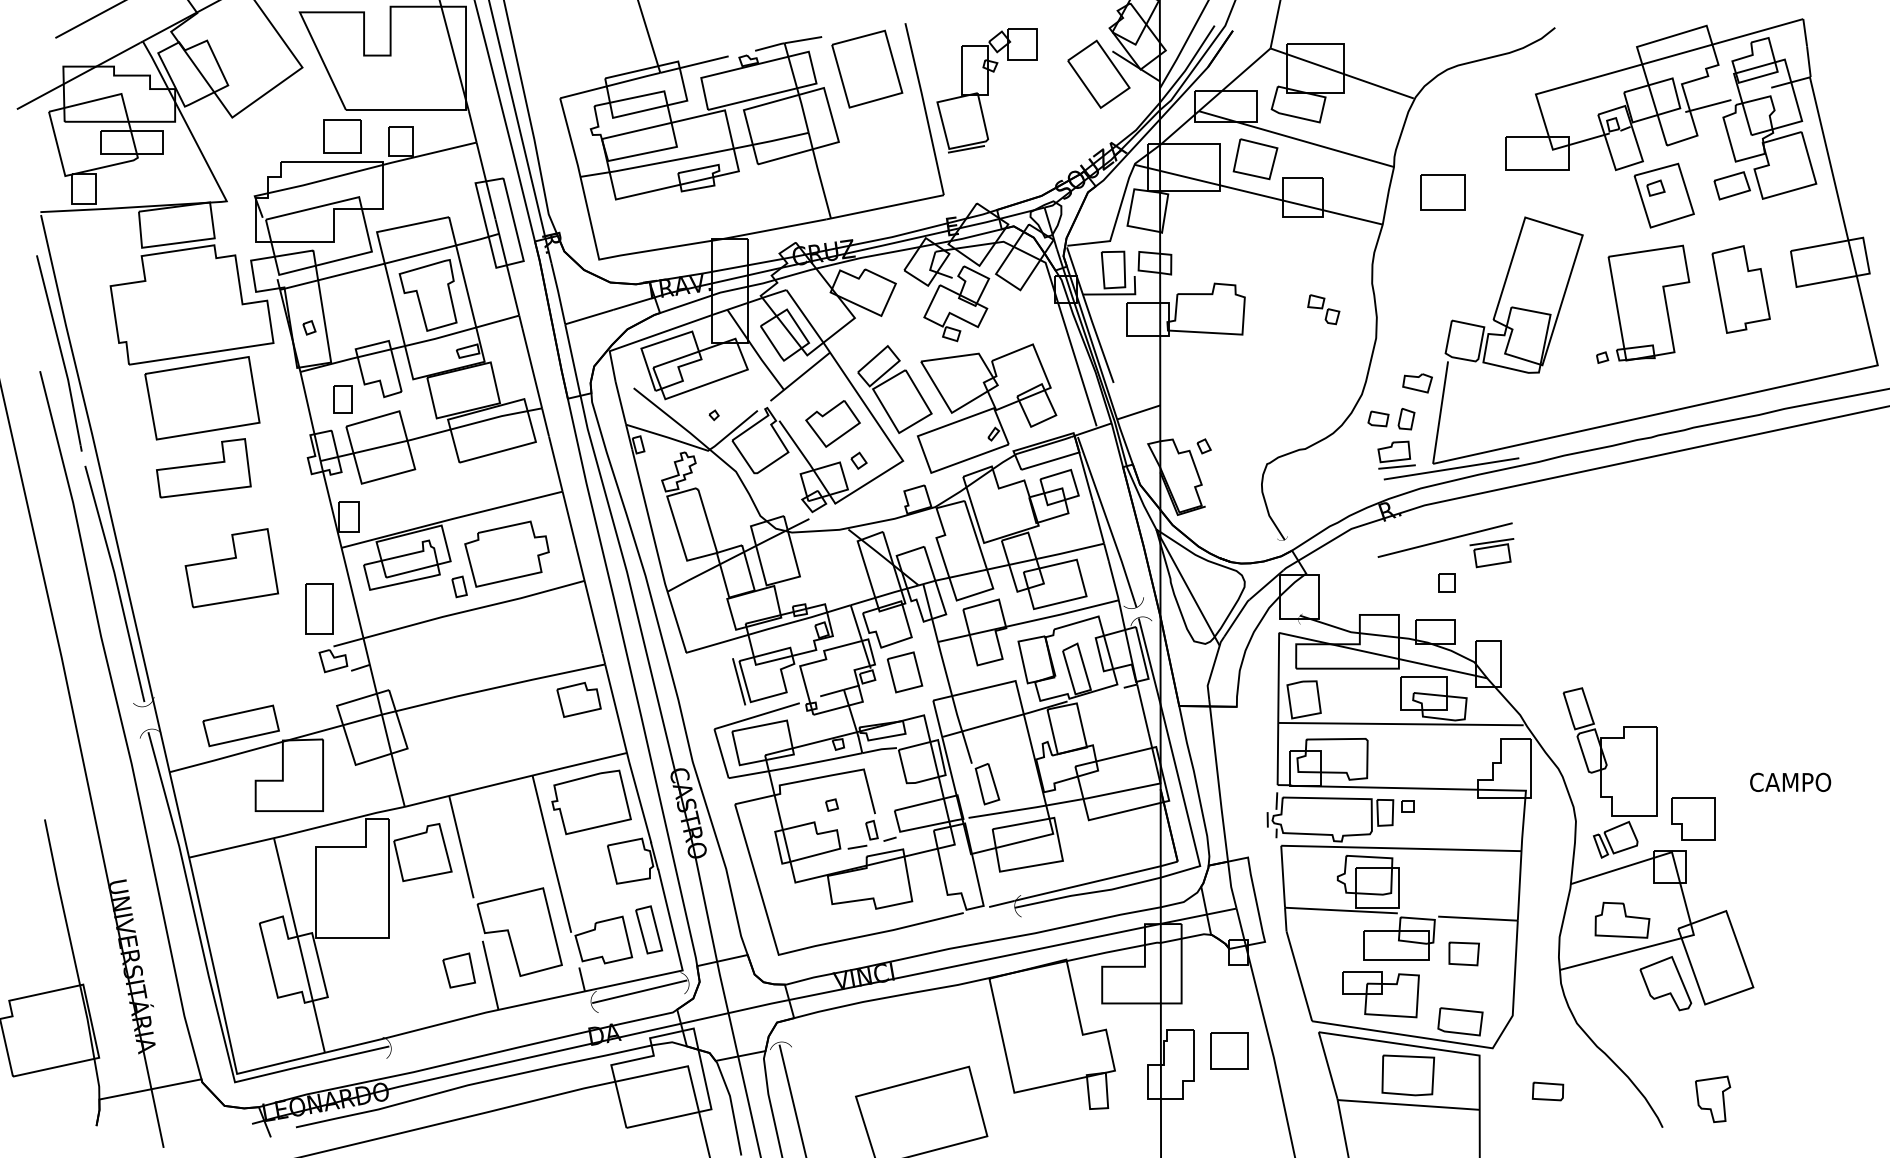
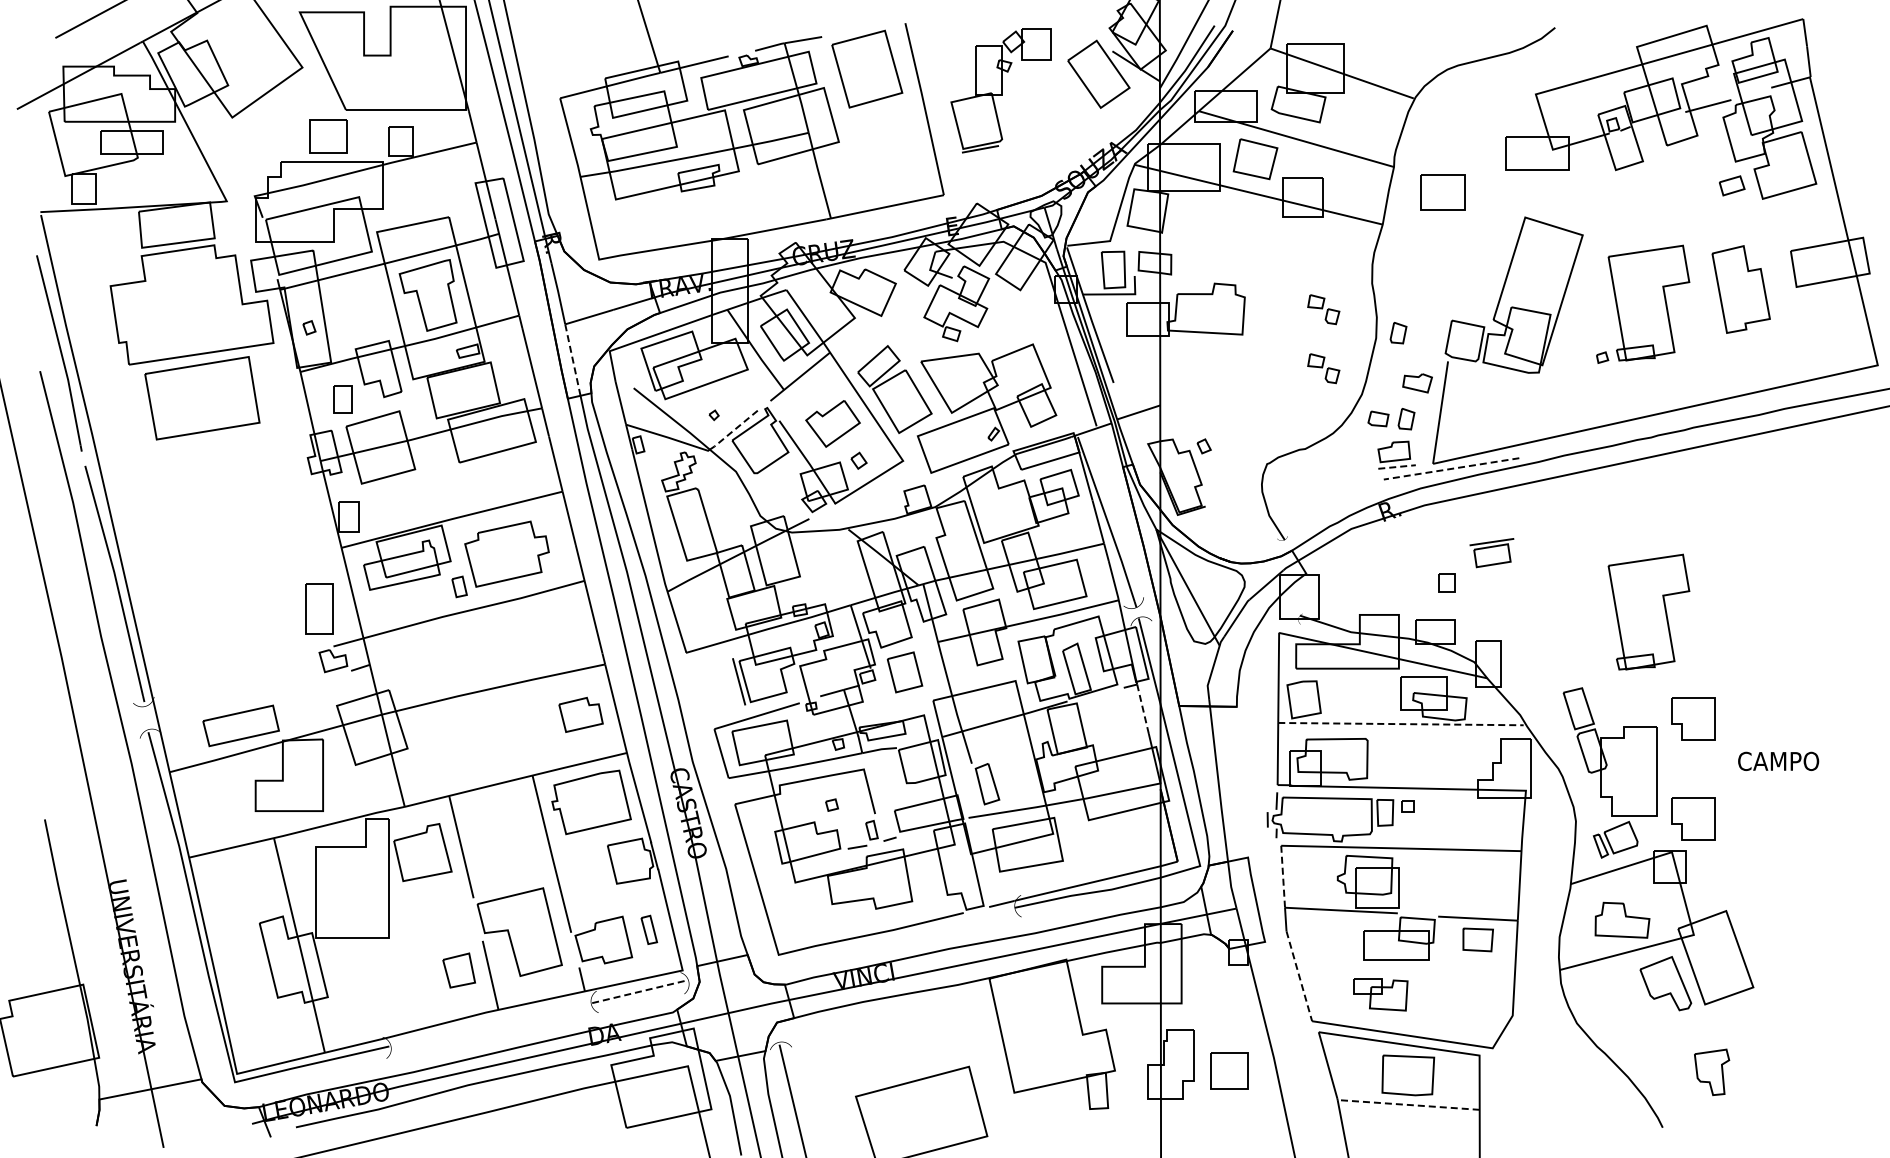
part position: (986, 90) -> (1000, 90) (1000, 90)
part position: (342, 136) -> (328, 136) (328, 136)
part size: 38x30 px -> 27x22 px (1732, 185)
part: present -> none (1663, 195)
part: none -> present (1398, 333)
line: solid -> dashed (572, 360)
part: none -> present (1323, 368)
line: solid -> dashed (733, 430)
line: solid -> dashed (1397, 467)
part: present -> none (203, 468)
line: solid -> dashed (1451, 468)
line: present -> none (1444, 539)
part: present -> none (231, 568)
part: none -> present (1648, 611)
part position: (578, 699) -> (580, 714) (580, 714)
line: solid -> dashed (1142, 708)
part: none -> present (1693, 718)
line: solid -> dashed (1400, 724)
text position: (1790, 781) -> (1778, 760) (1778, 760)
line: solid -> dashed (1283, 877)
part size: 29x50 px -> 19x31 px (649, 929)
part position: (1463, 953) -> (1477, 939) (1477, 939)
line: solid -> dashed (1299, 976)
line: solid -> dashed (639, 991)
part size: 78x48 px -> 56x34 px (1380, 994)
part: present -> none (1460, 1021)
part position: (1229, 1050) -> (1229, 1070) (1229, 1070)
part: present -> none (1548, 1091)
part position: (1713, 1098) -> (1712, 1071) (1712, 1071)
line: solid -> dashed (1408, 1104)
